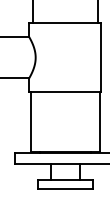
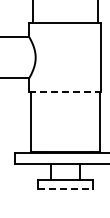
line: solid -> dashed (65, 92)
line: solid -> dashed (65, 189)
